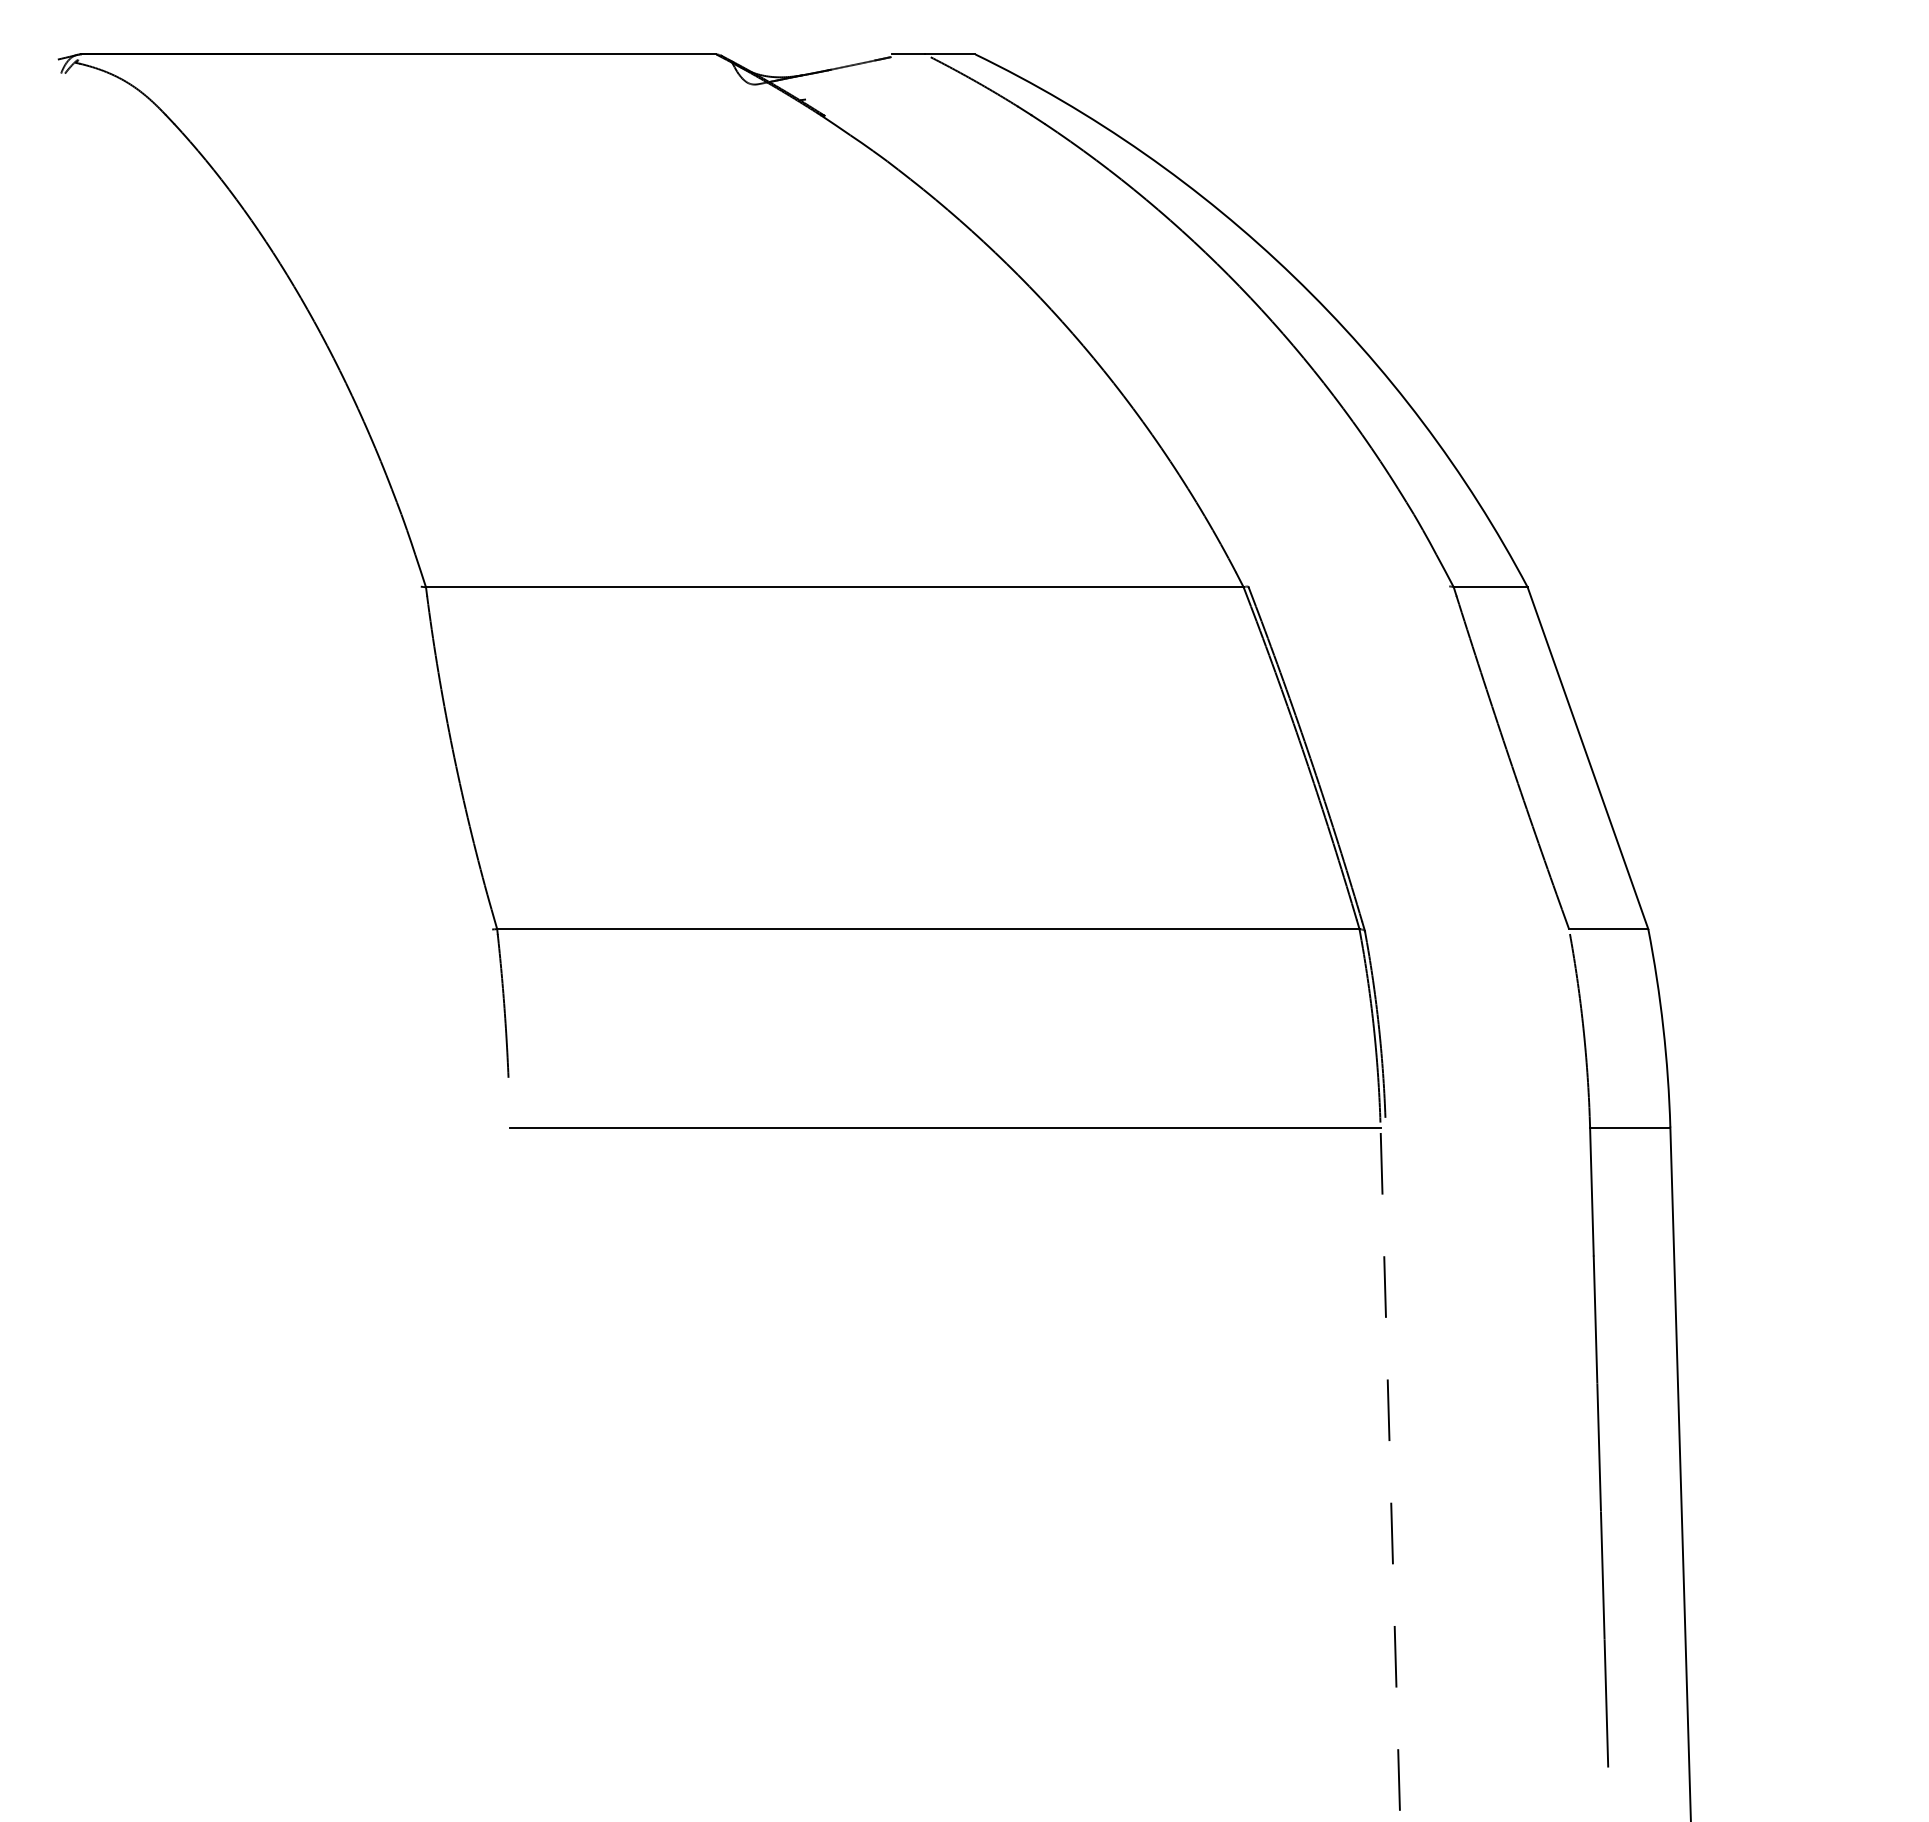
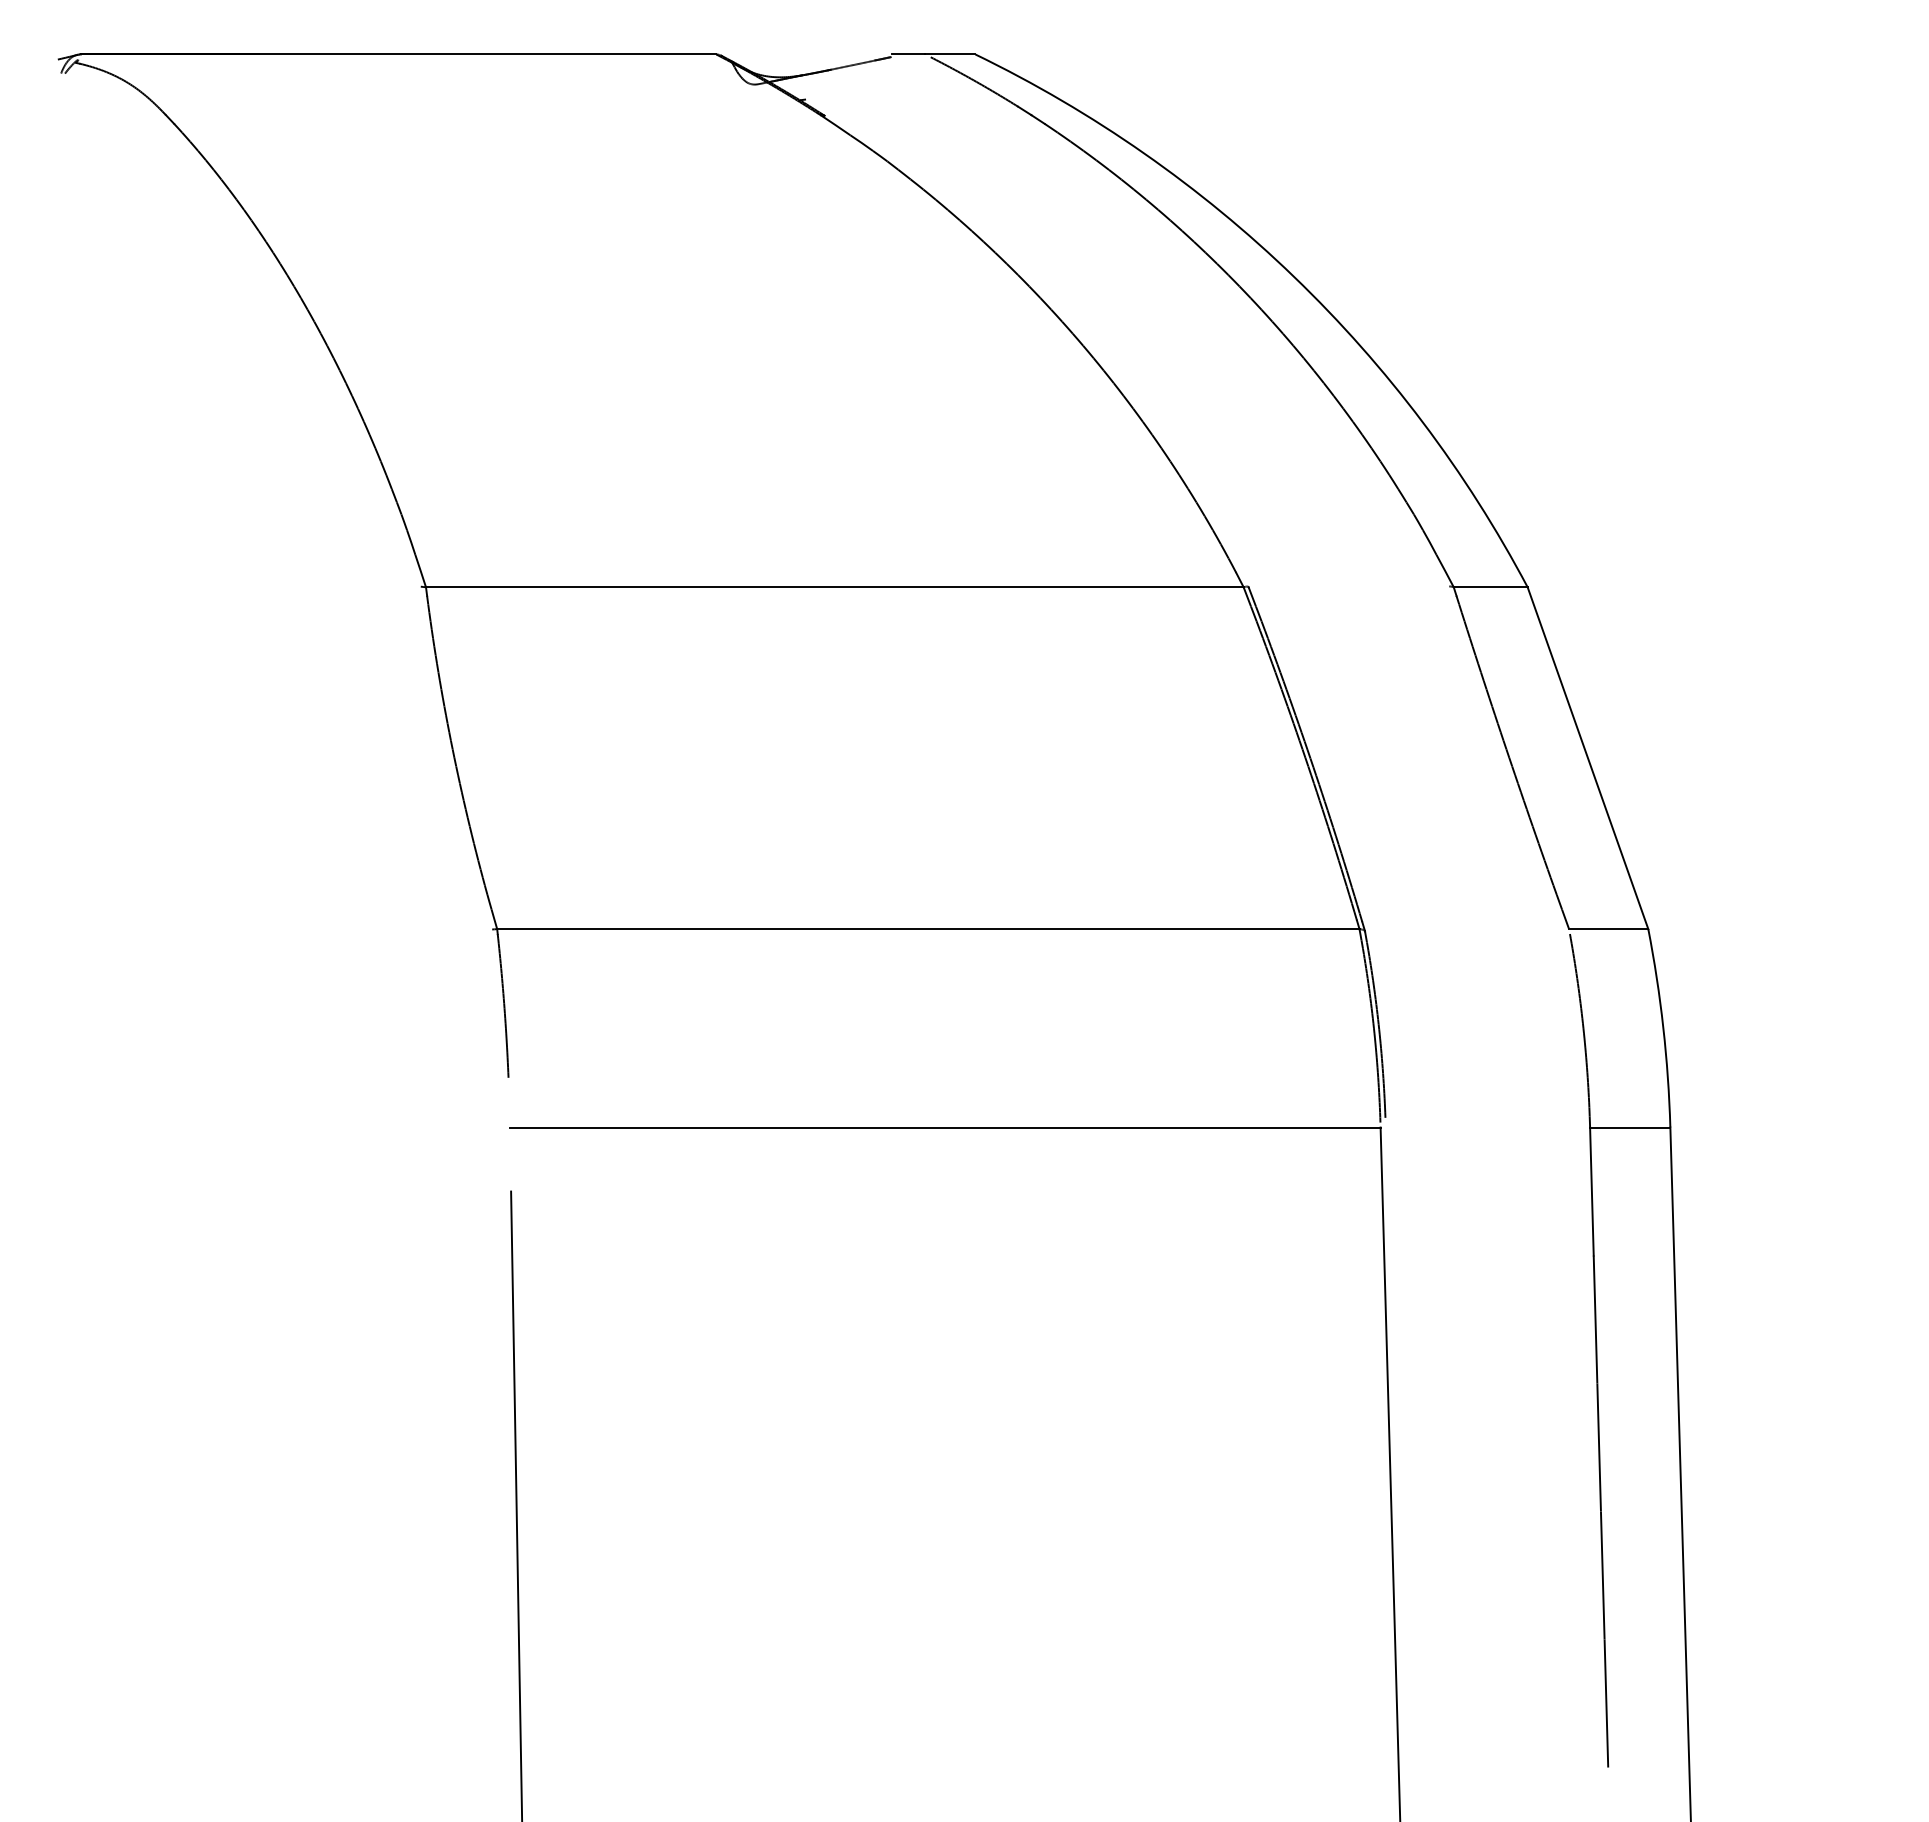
line: dashed -> solid (1390, 1474)
line: none -> present (516, 1504)
